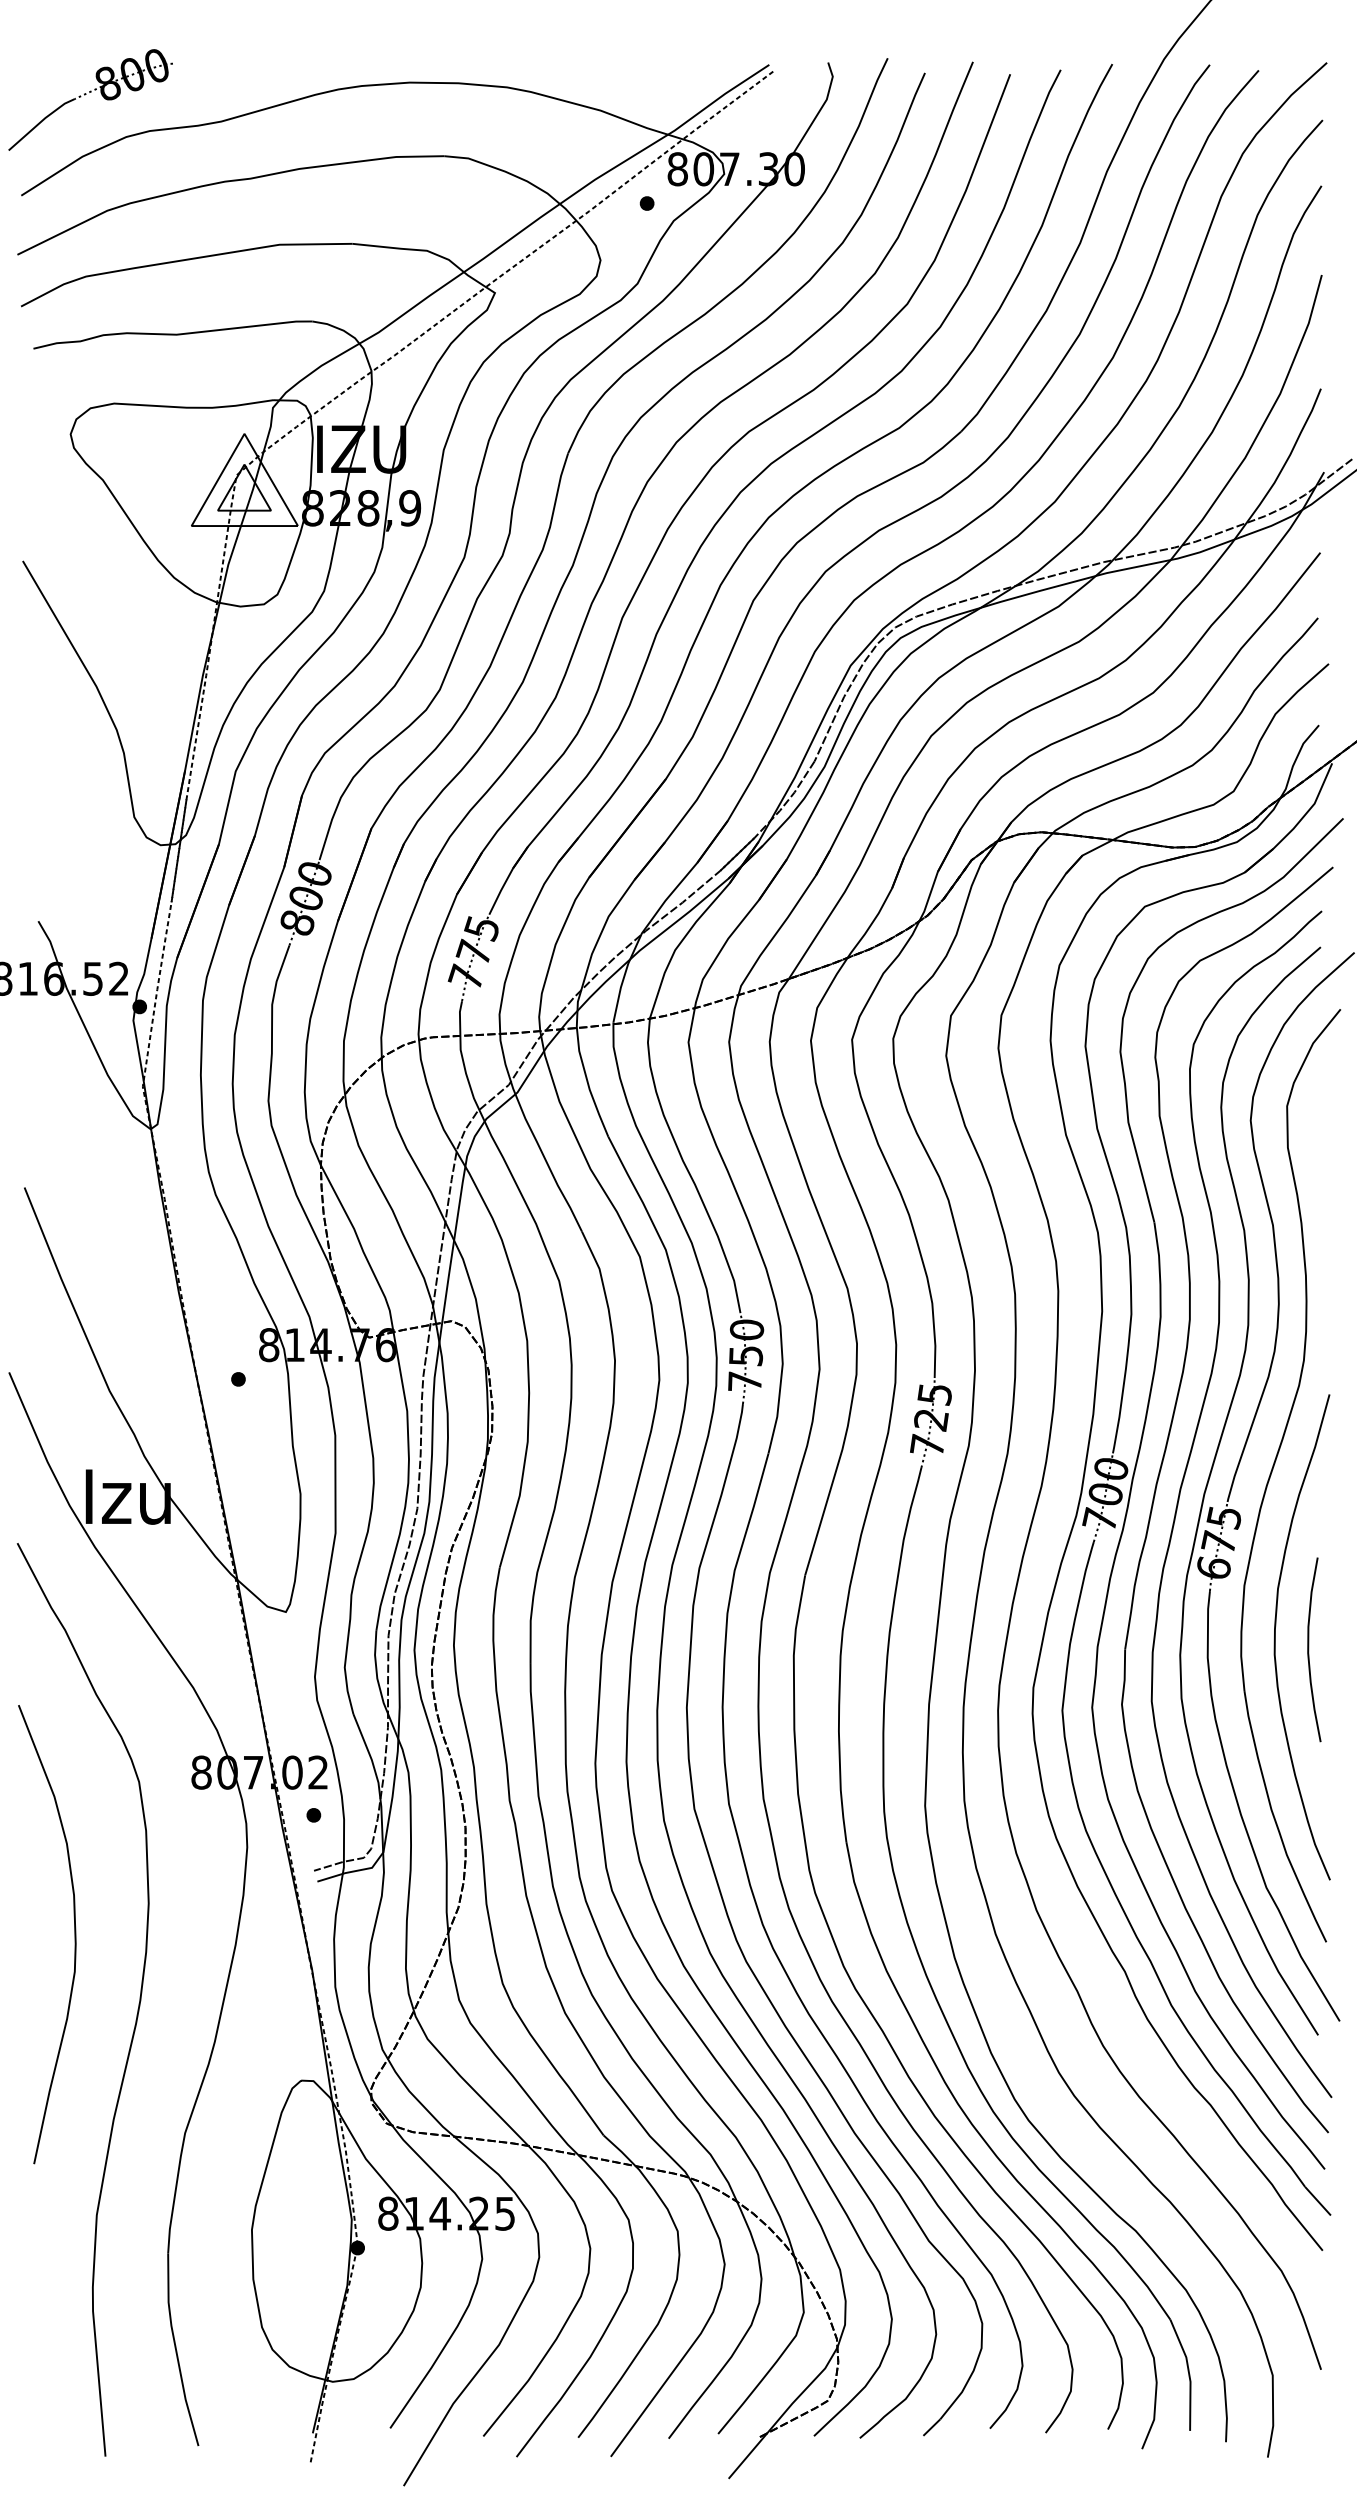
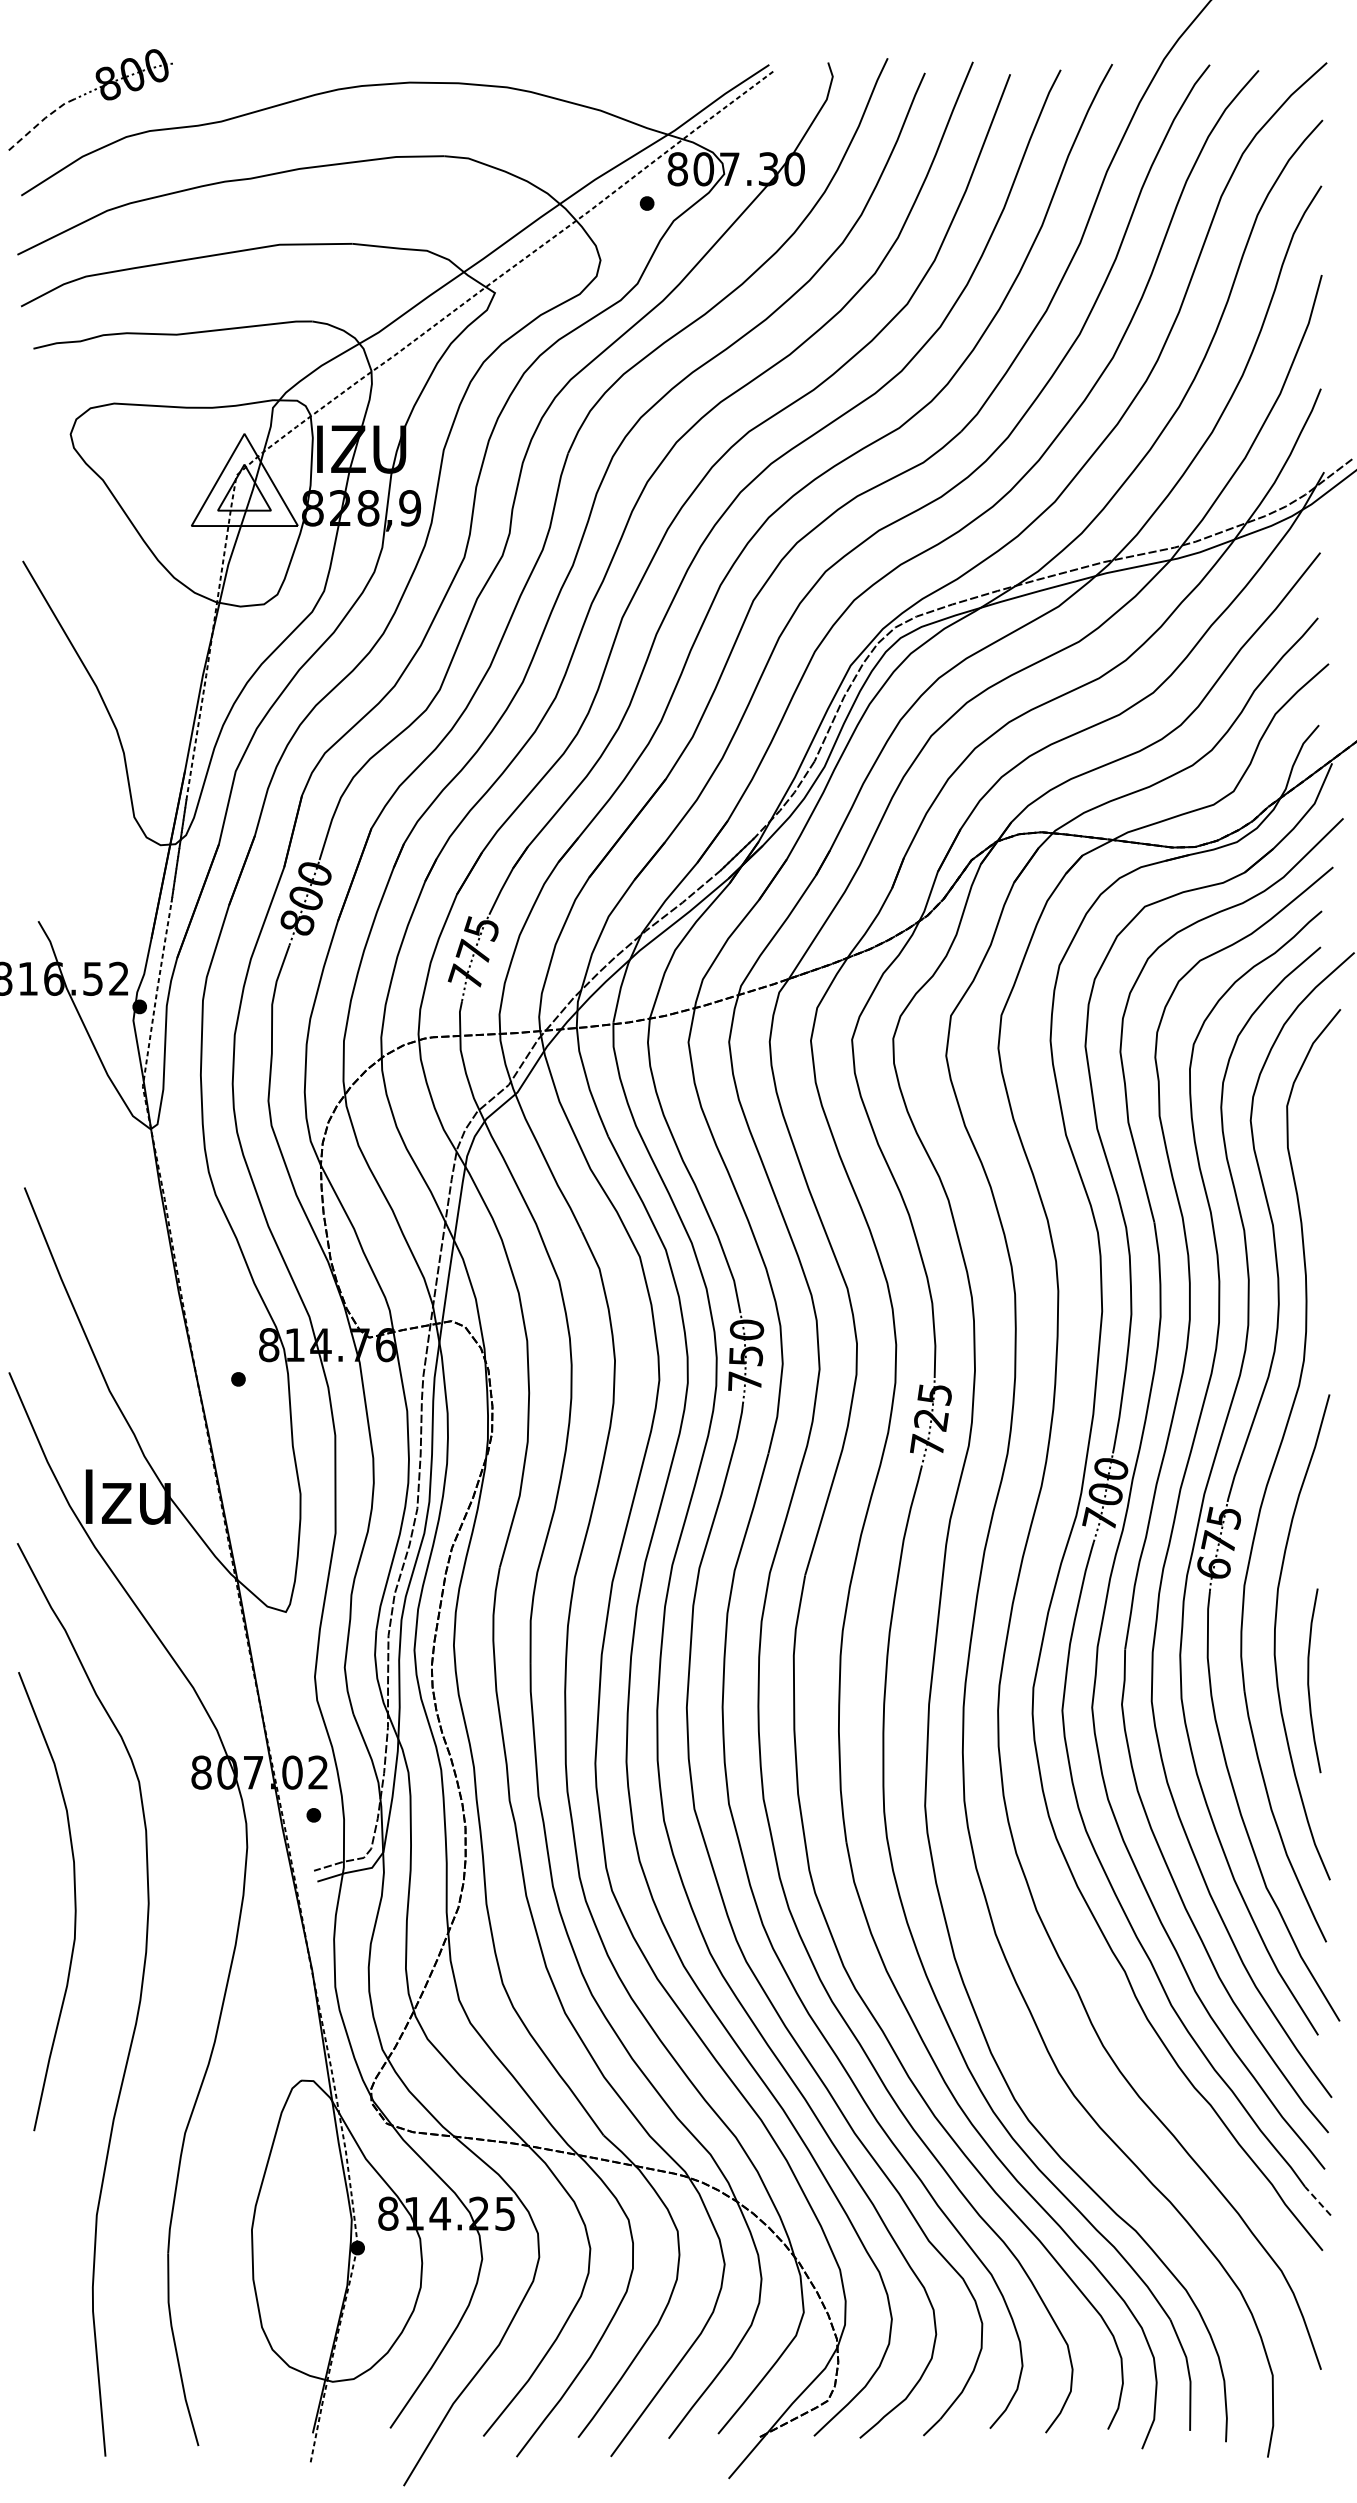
line: solid -> dashed (41, 121)
curve position: (1309, 1649) -> (1309, 1680) (1309, 1680)
curve position: (74, 1934) -> (74, 1901) (74, 1901)
line: solid -> dashed (1317, 2200)
